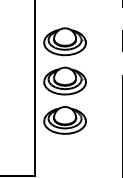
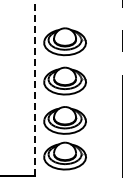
line: solid -> dashed (34, 87)
part: none -> present (64, 155)
